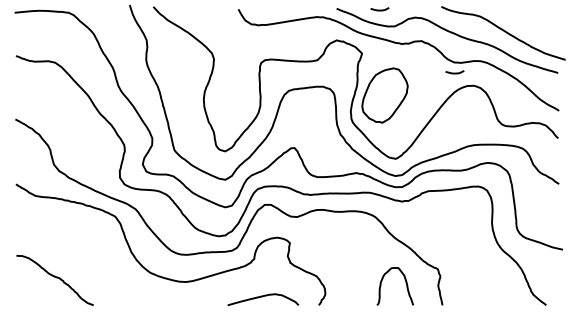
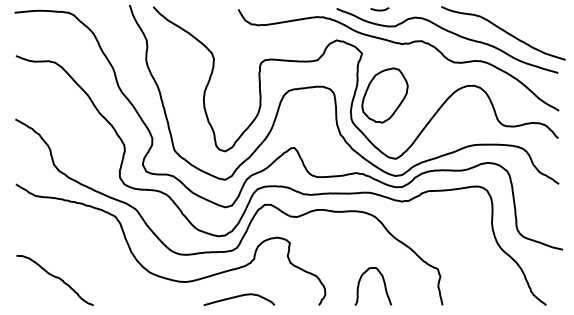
curve: present -> none (454, 72)
curve position: (405, 283) -> (383, 283) (383, 283)
curve position: (262, 297) -> (238, 297) (238, 297)
